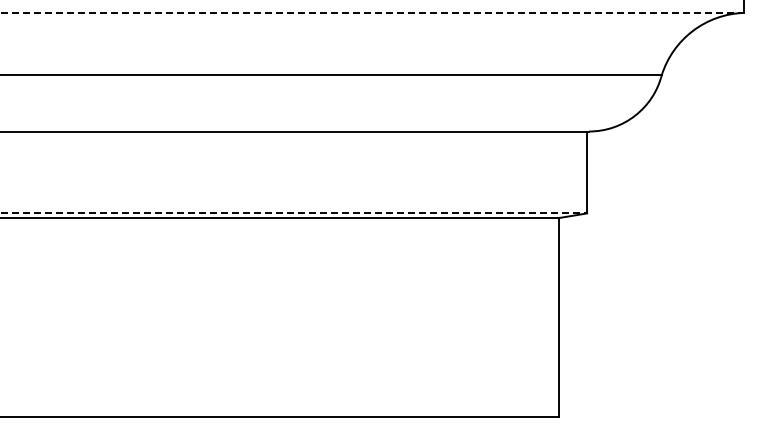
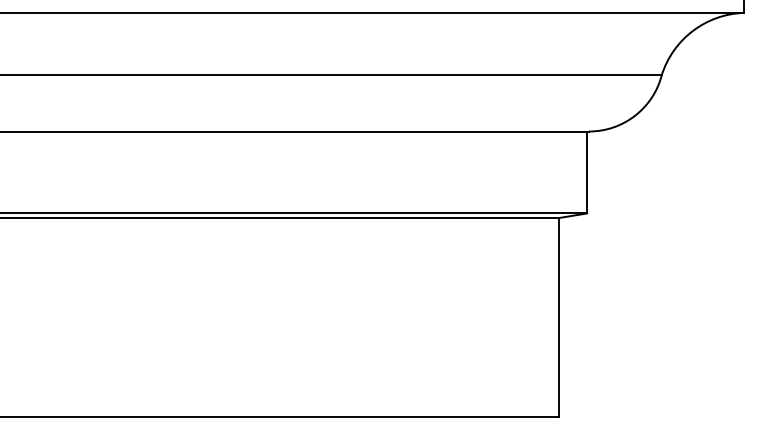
line: dashed -> solid (372, 12)
line: dashed -> solid (294, 213)
